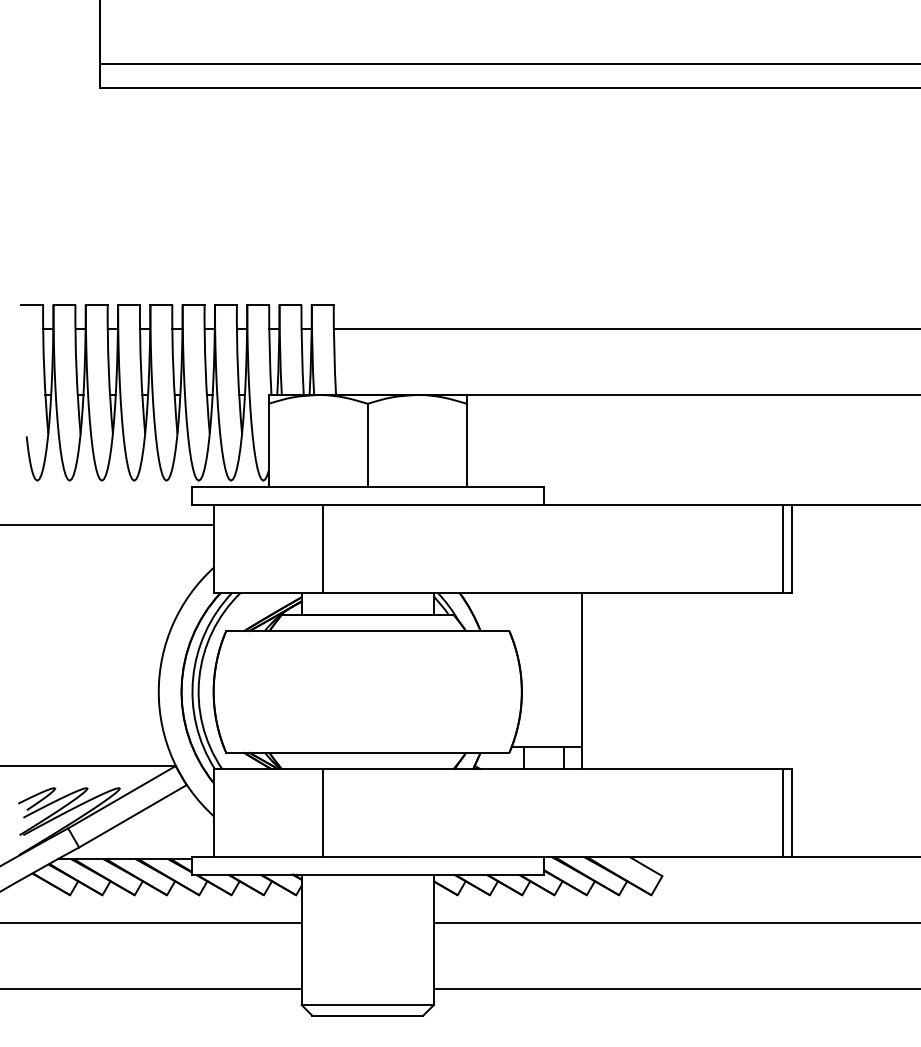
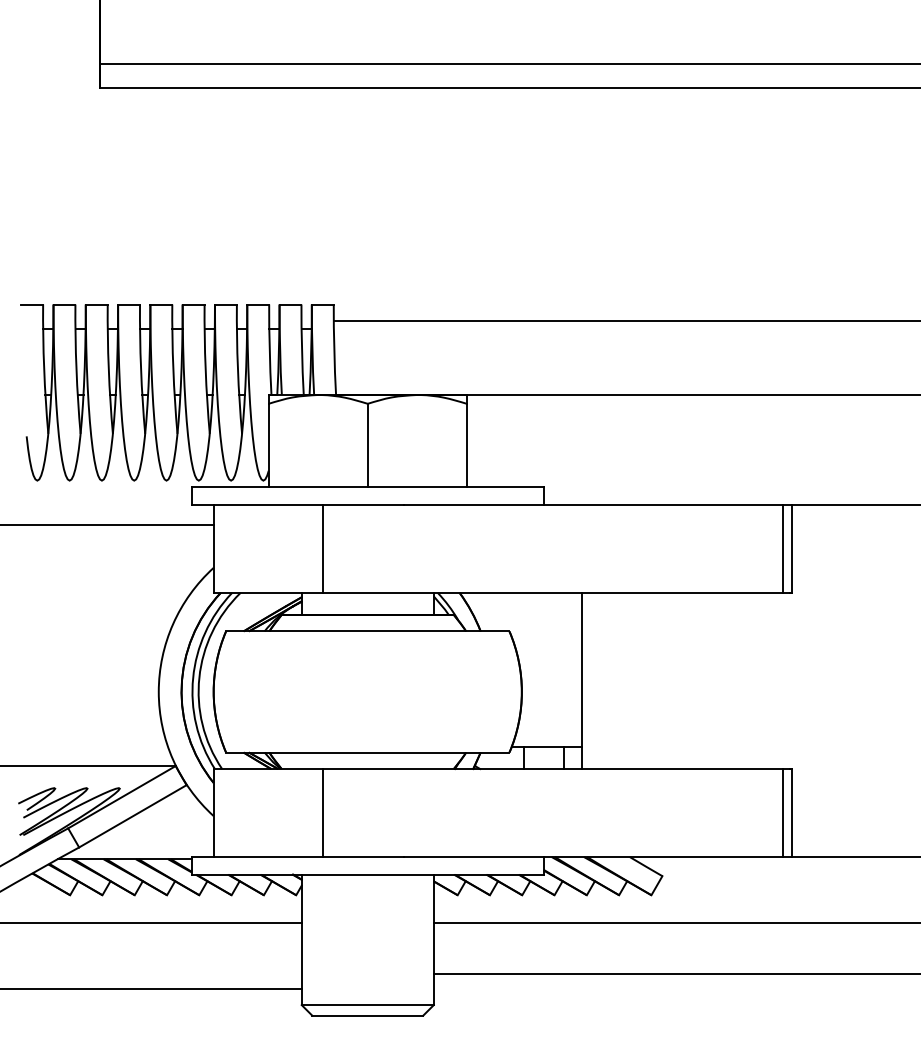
line position: (625, 328) -> (625, 320) (625, 320)
line position: (675, 989) -> (675, 974) (675, 974)
